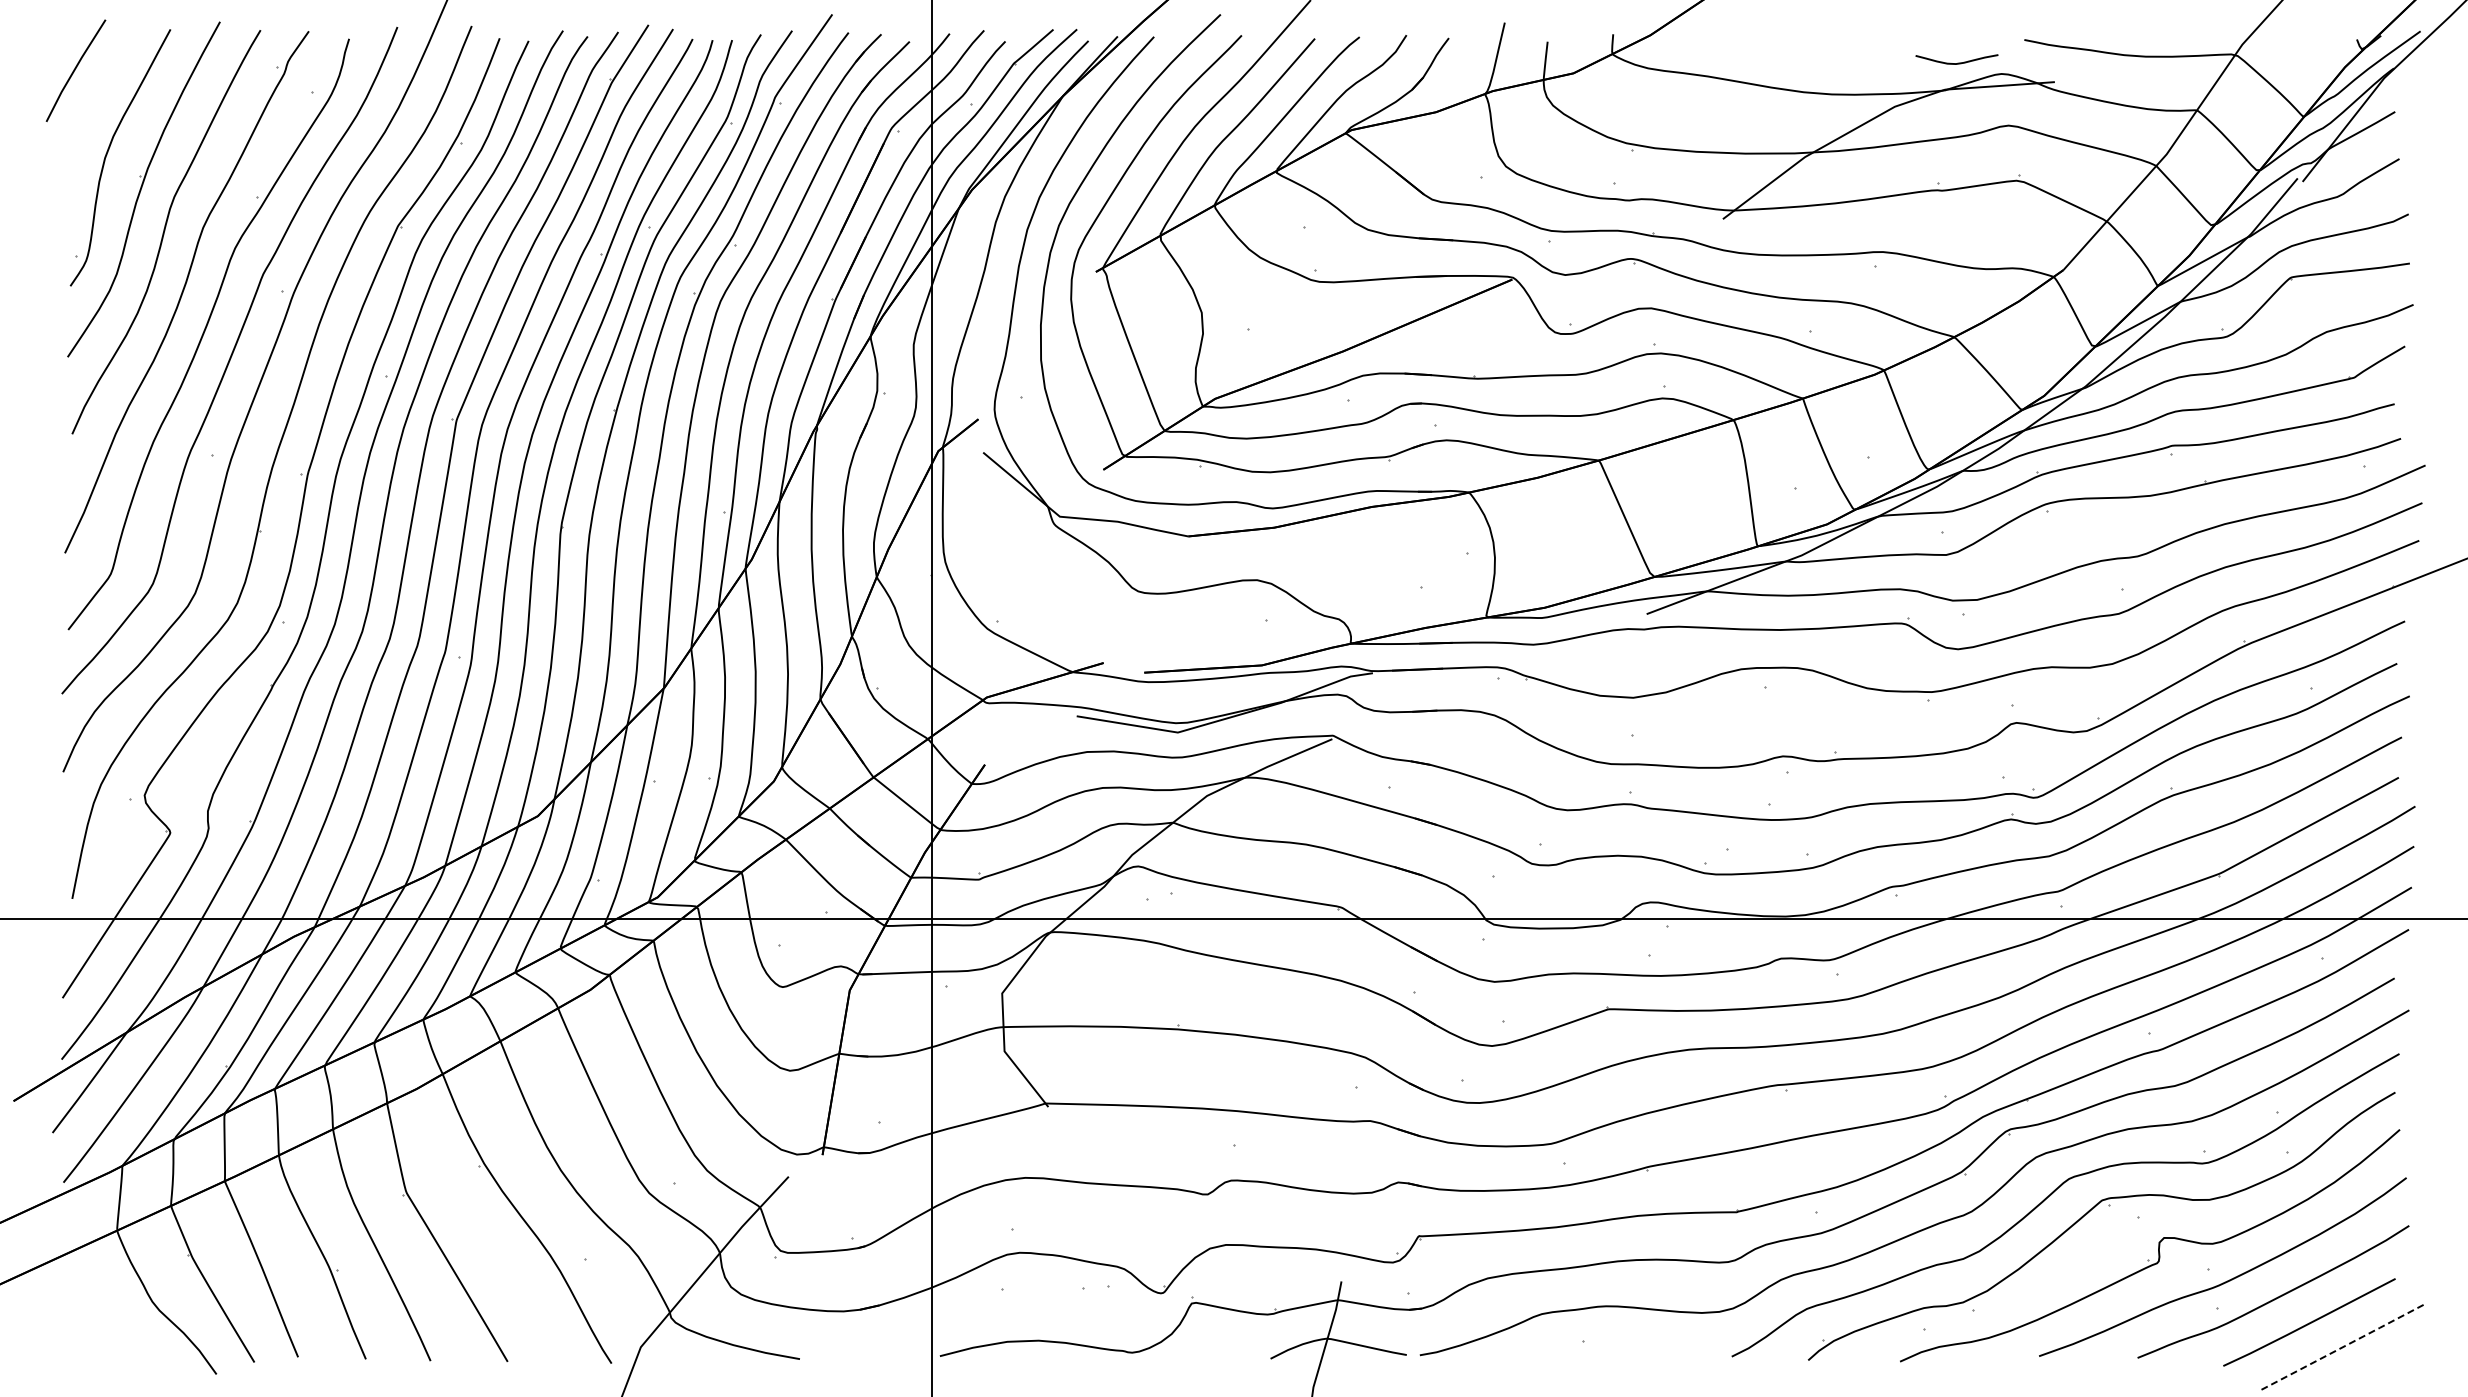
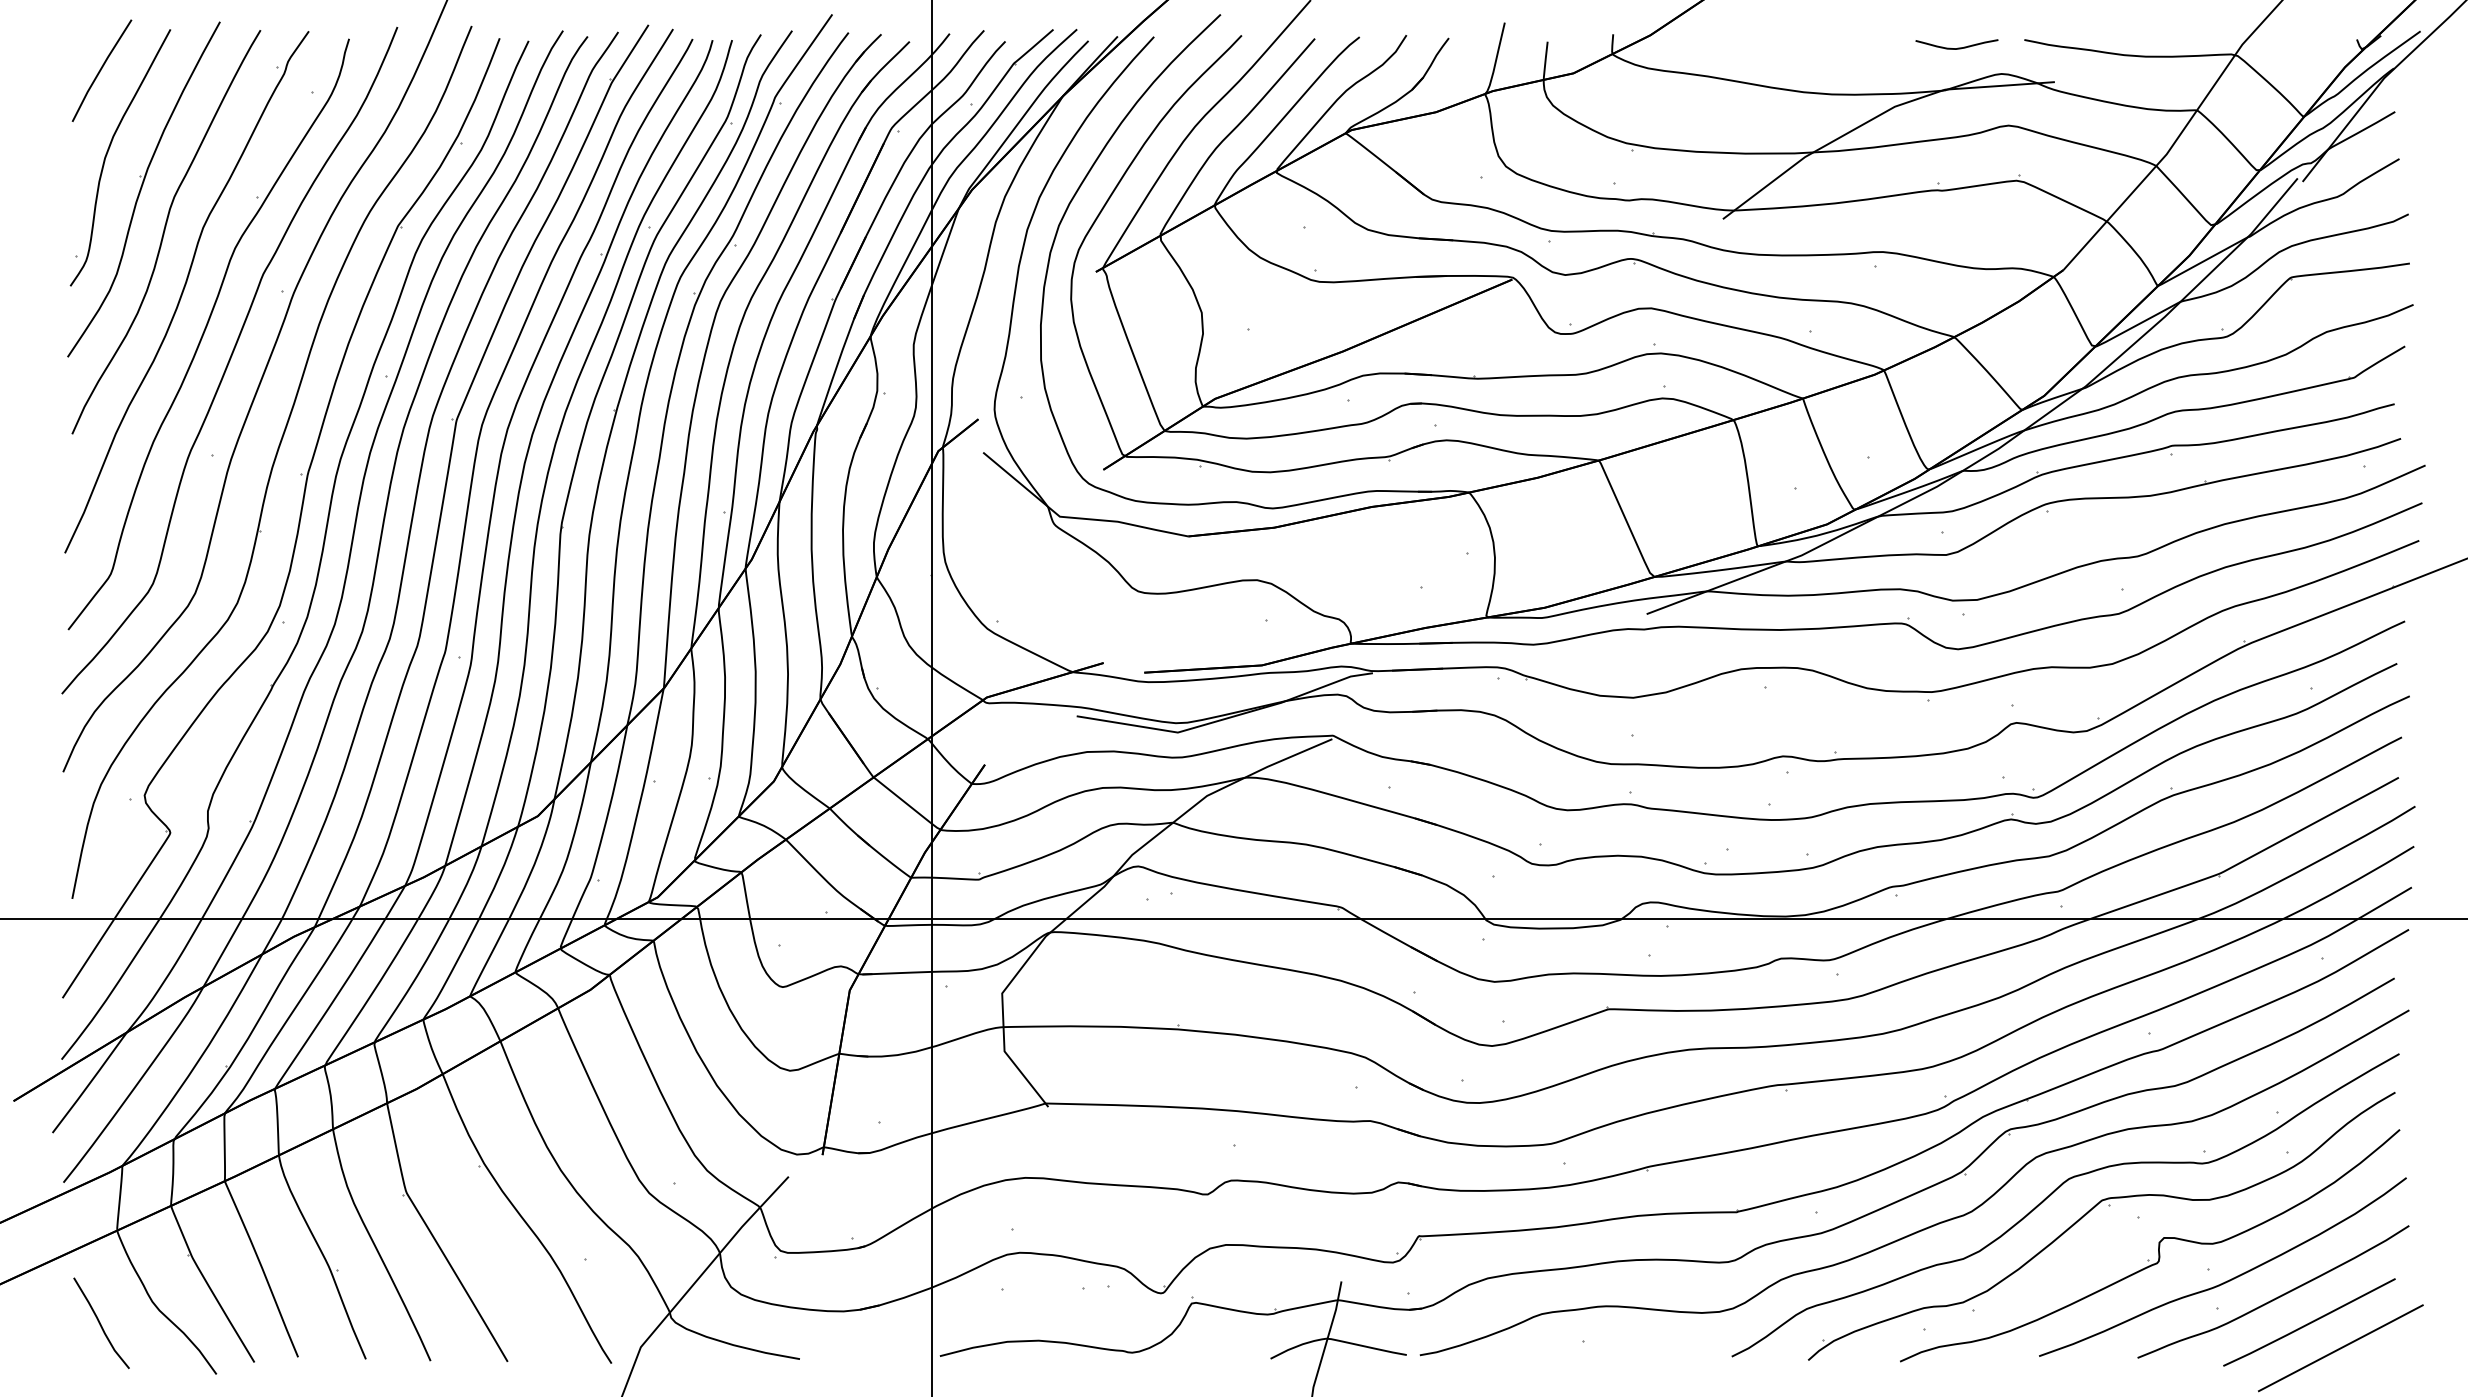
curve position: (1957, 62) -> (1957, 47) (1957, 47)
line position: (75, 70) -> (101, 70) (101, 70)
curve: none -> present (100, 1323)
line: dashed -> solid (2341, 1348)
